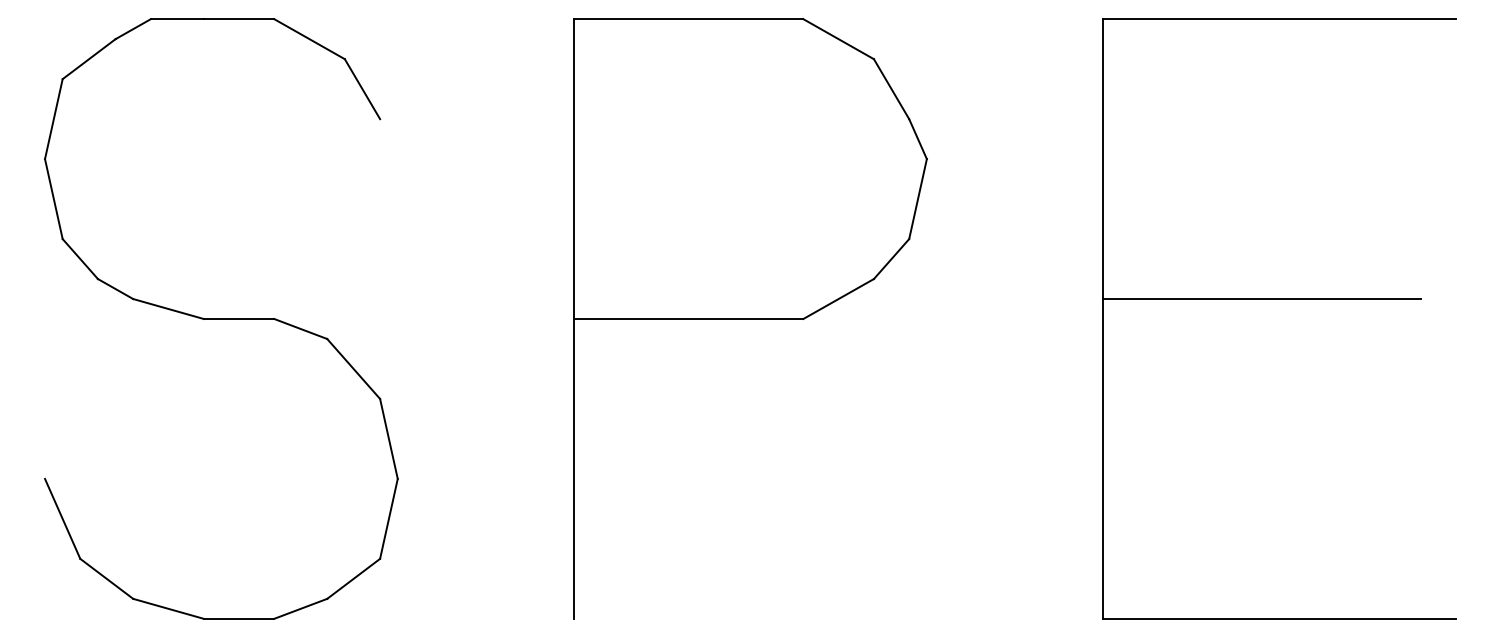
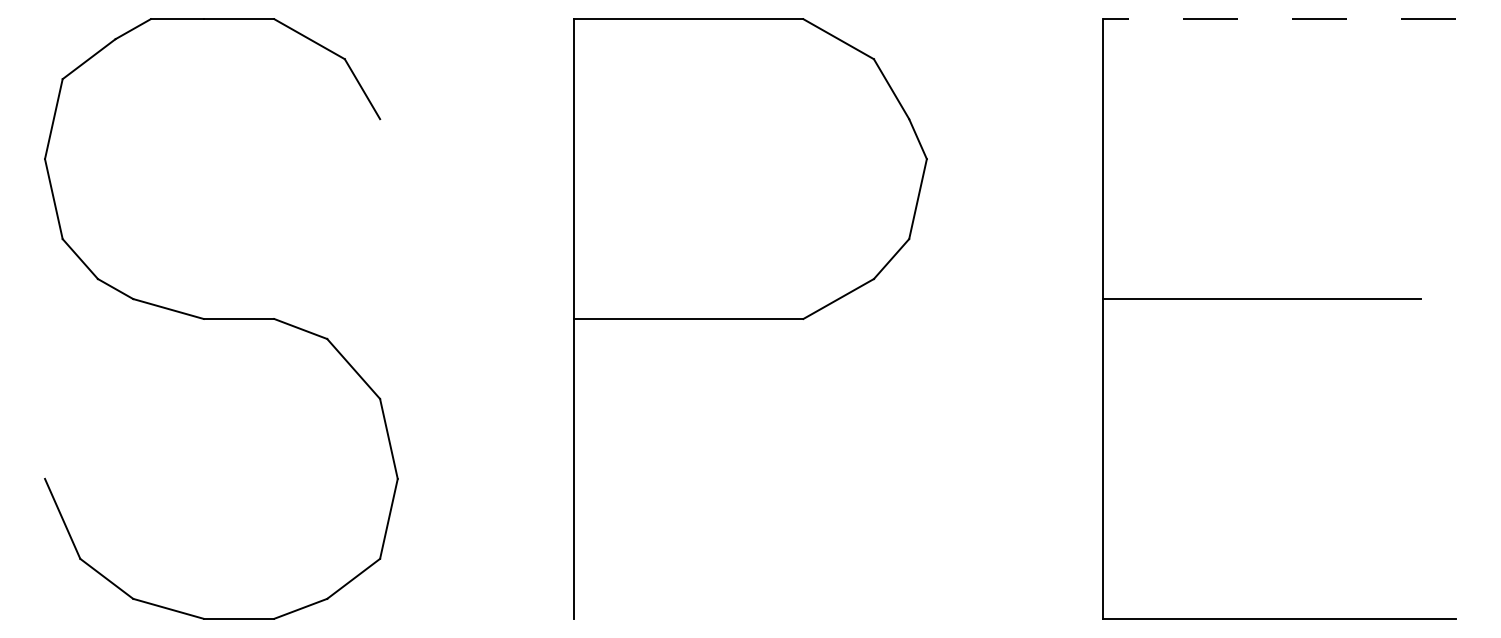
line: solid -> dashed (1279, 19)
